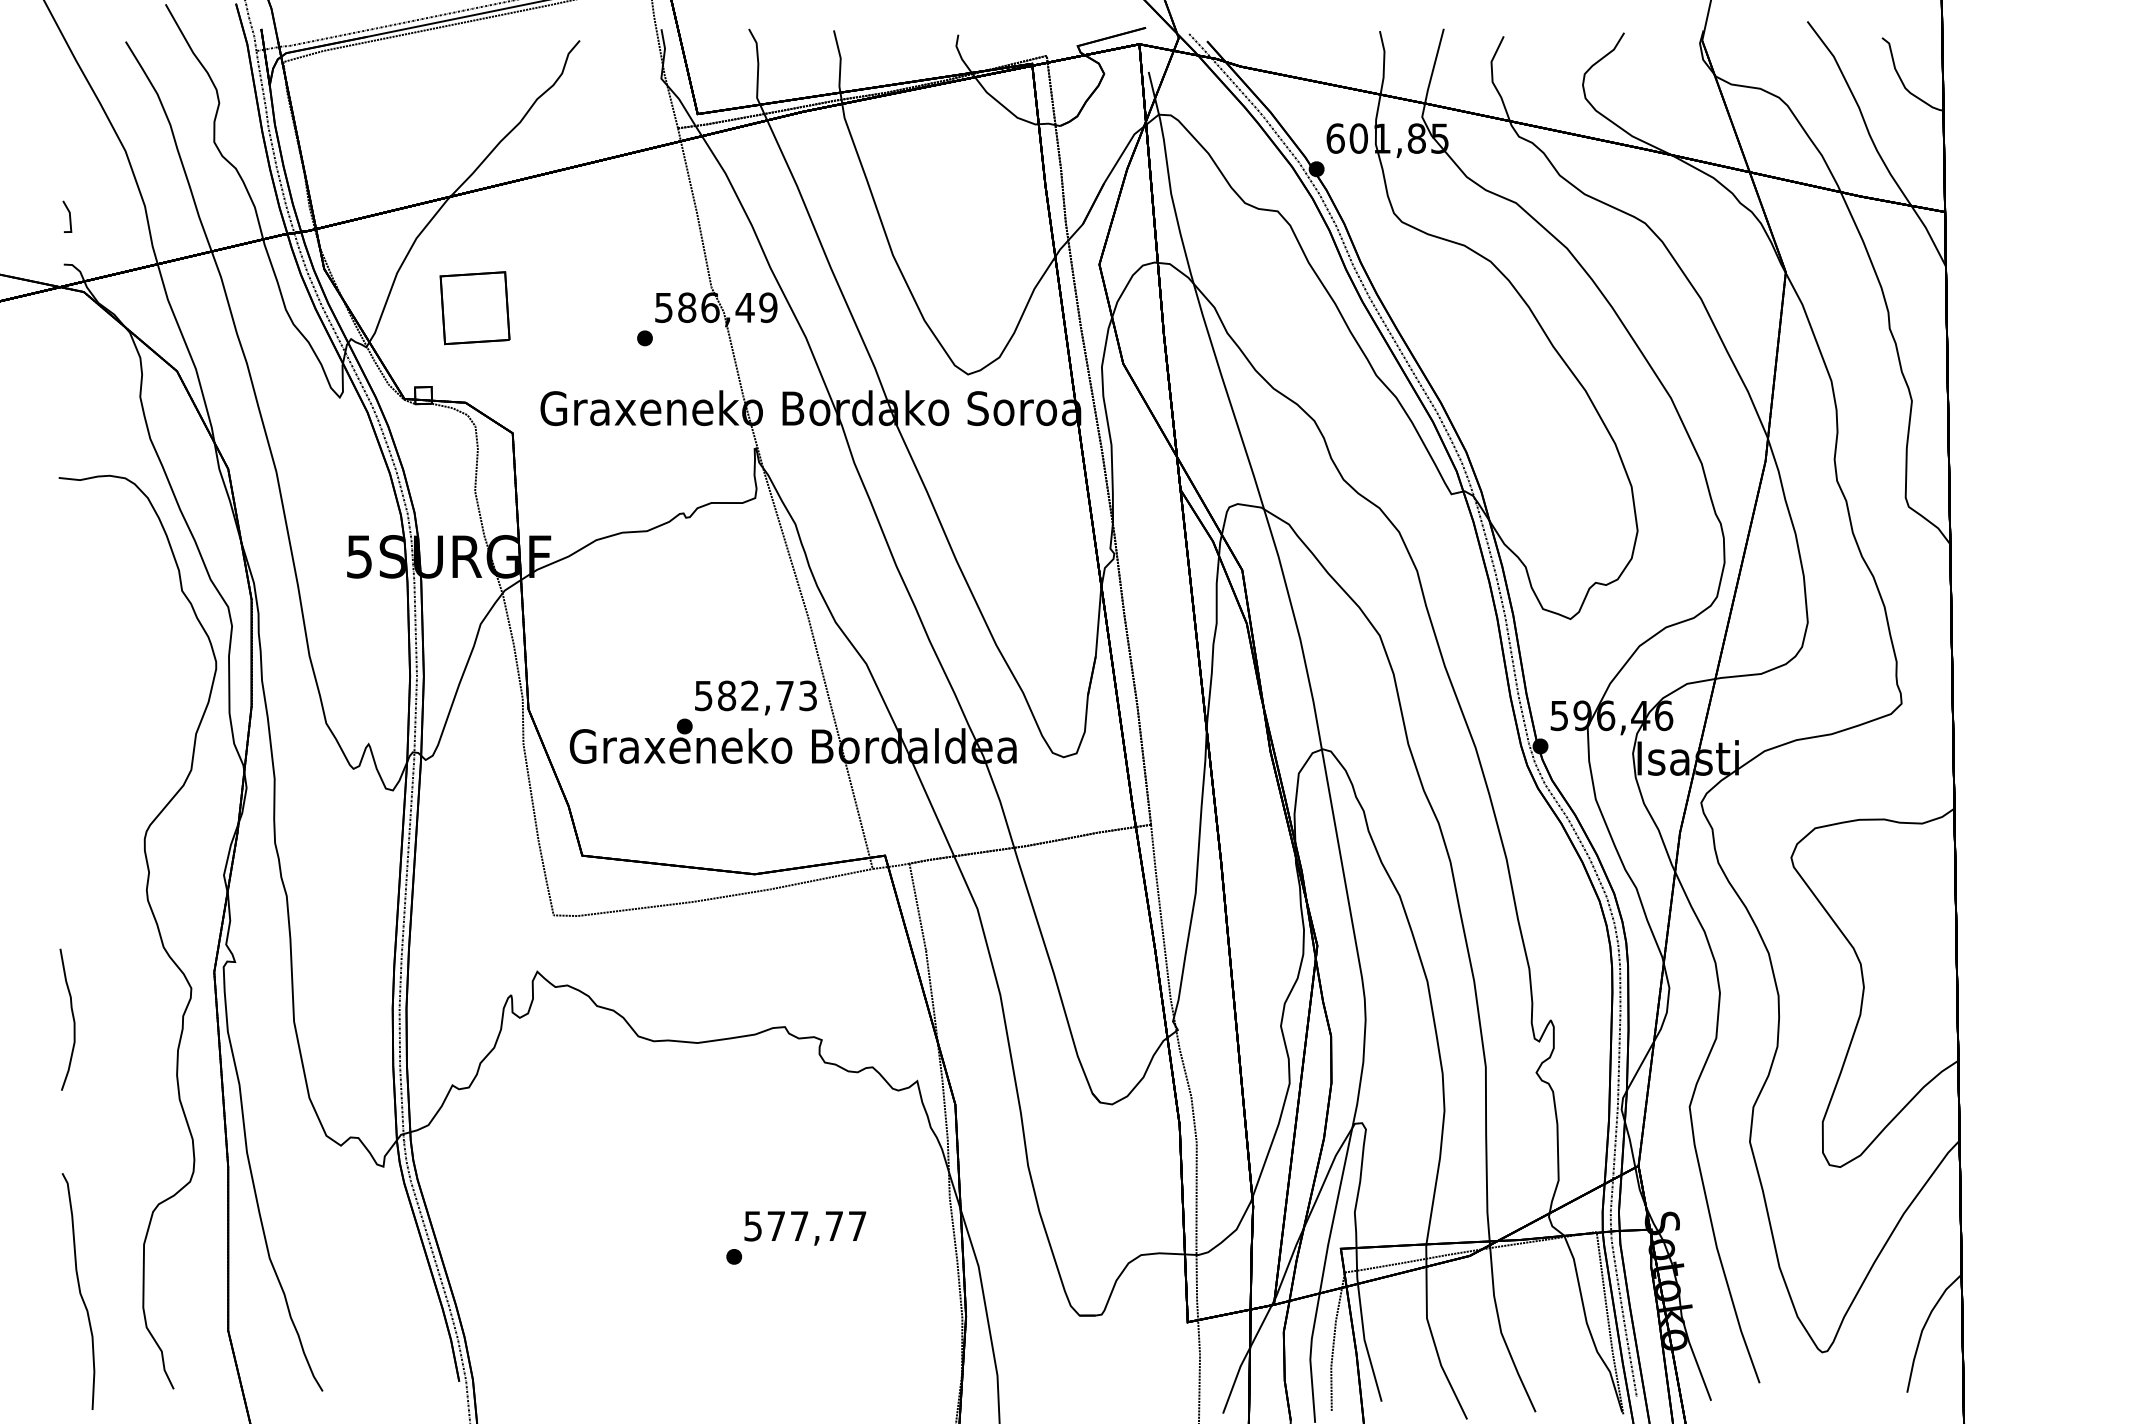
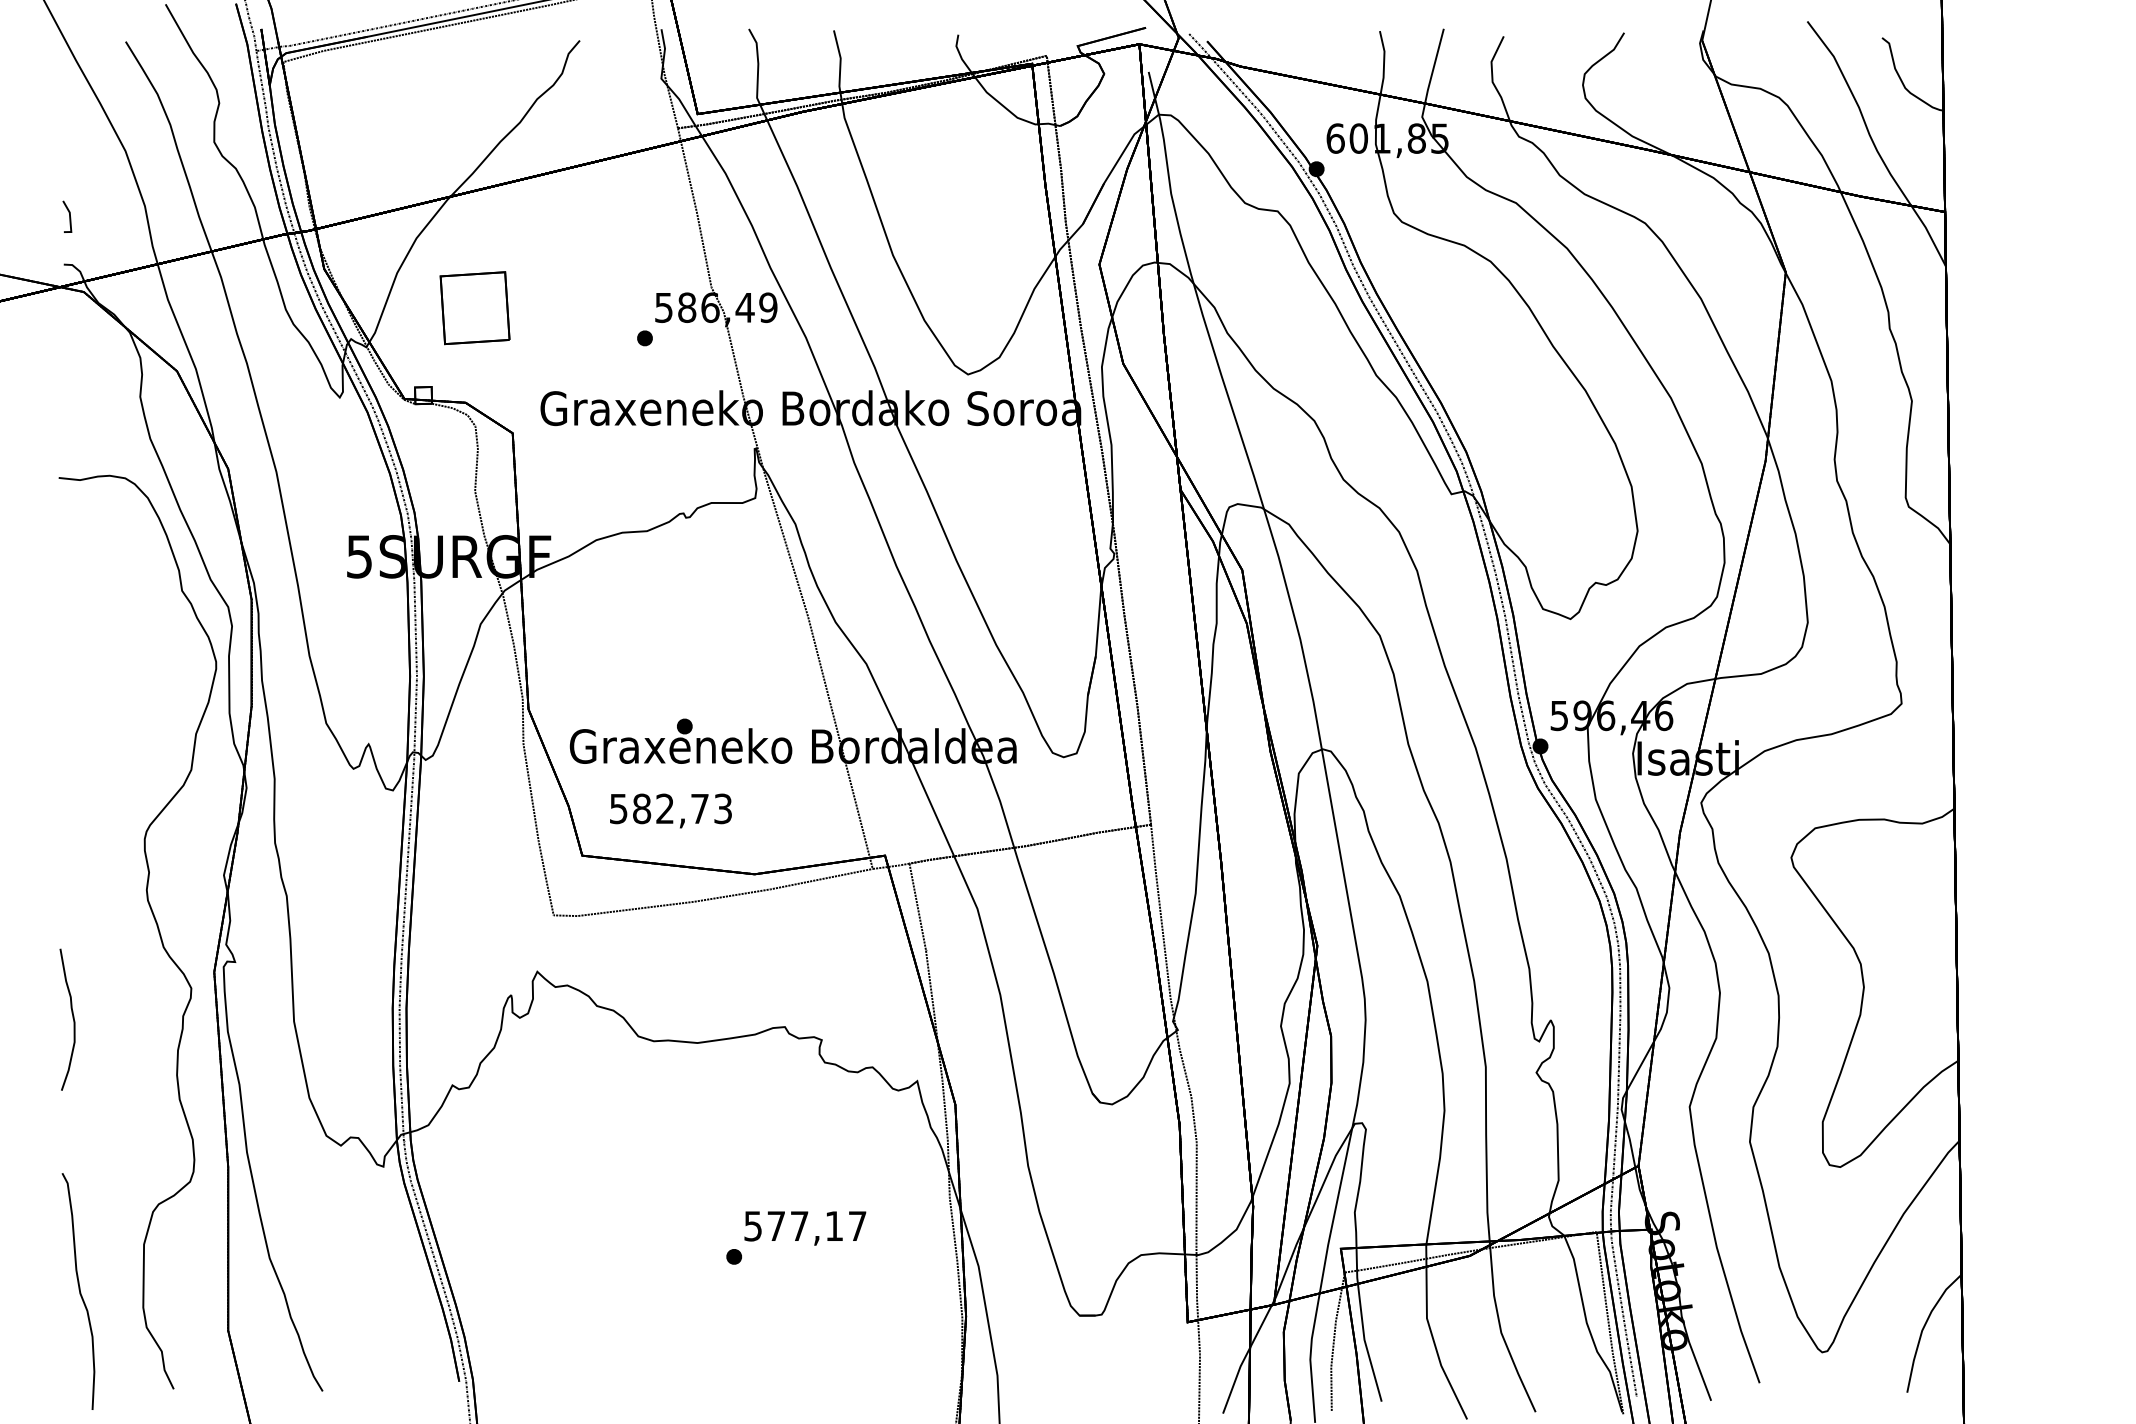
text position: (755, 697) -> (670, 810) (670, 810)
text: 577,77 -> 577,17 (833, 1225)
